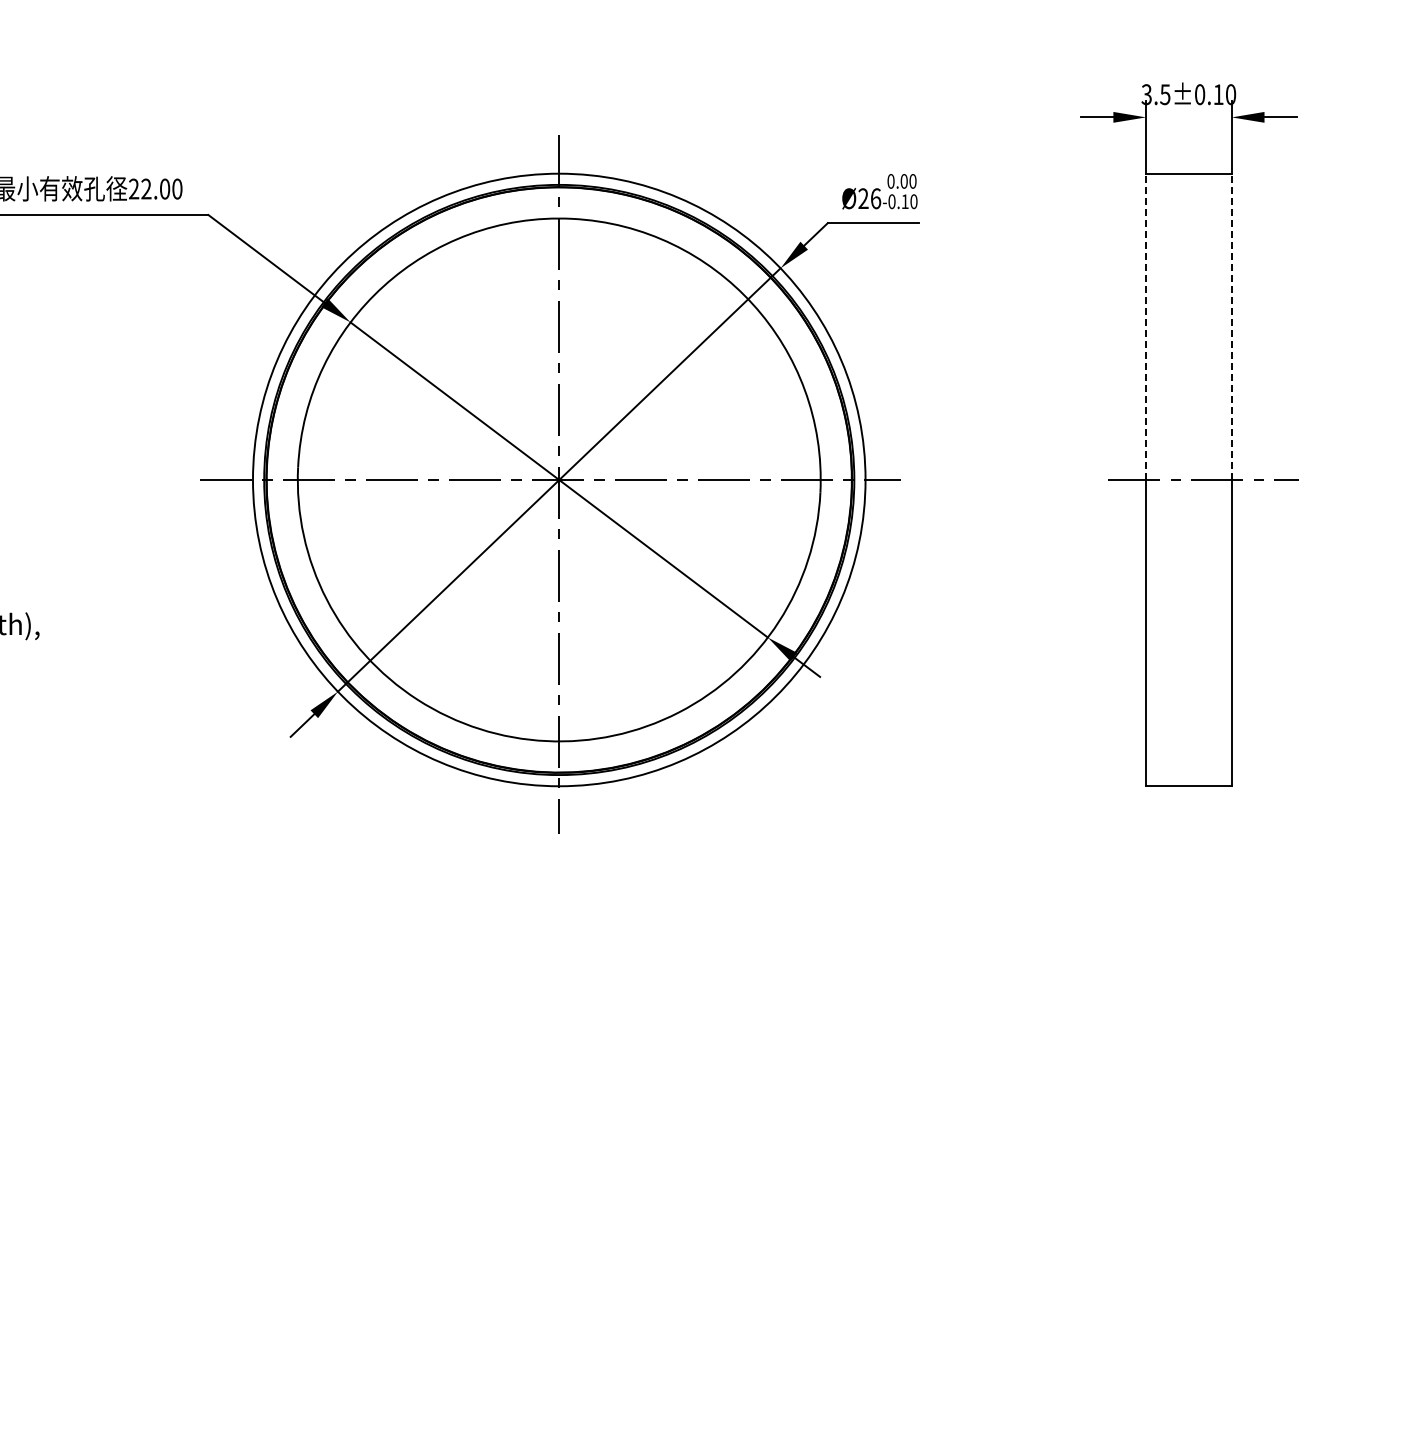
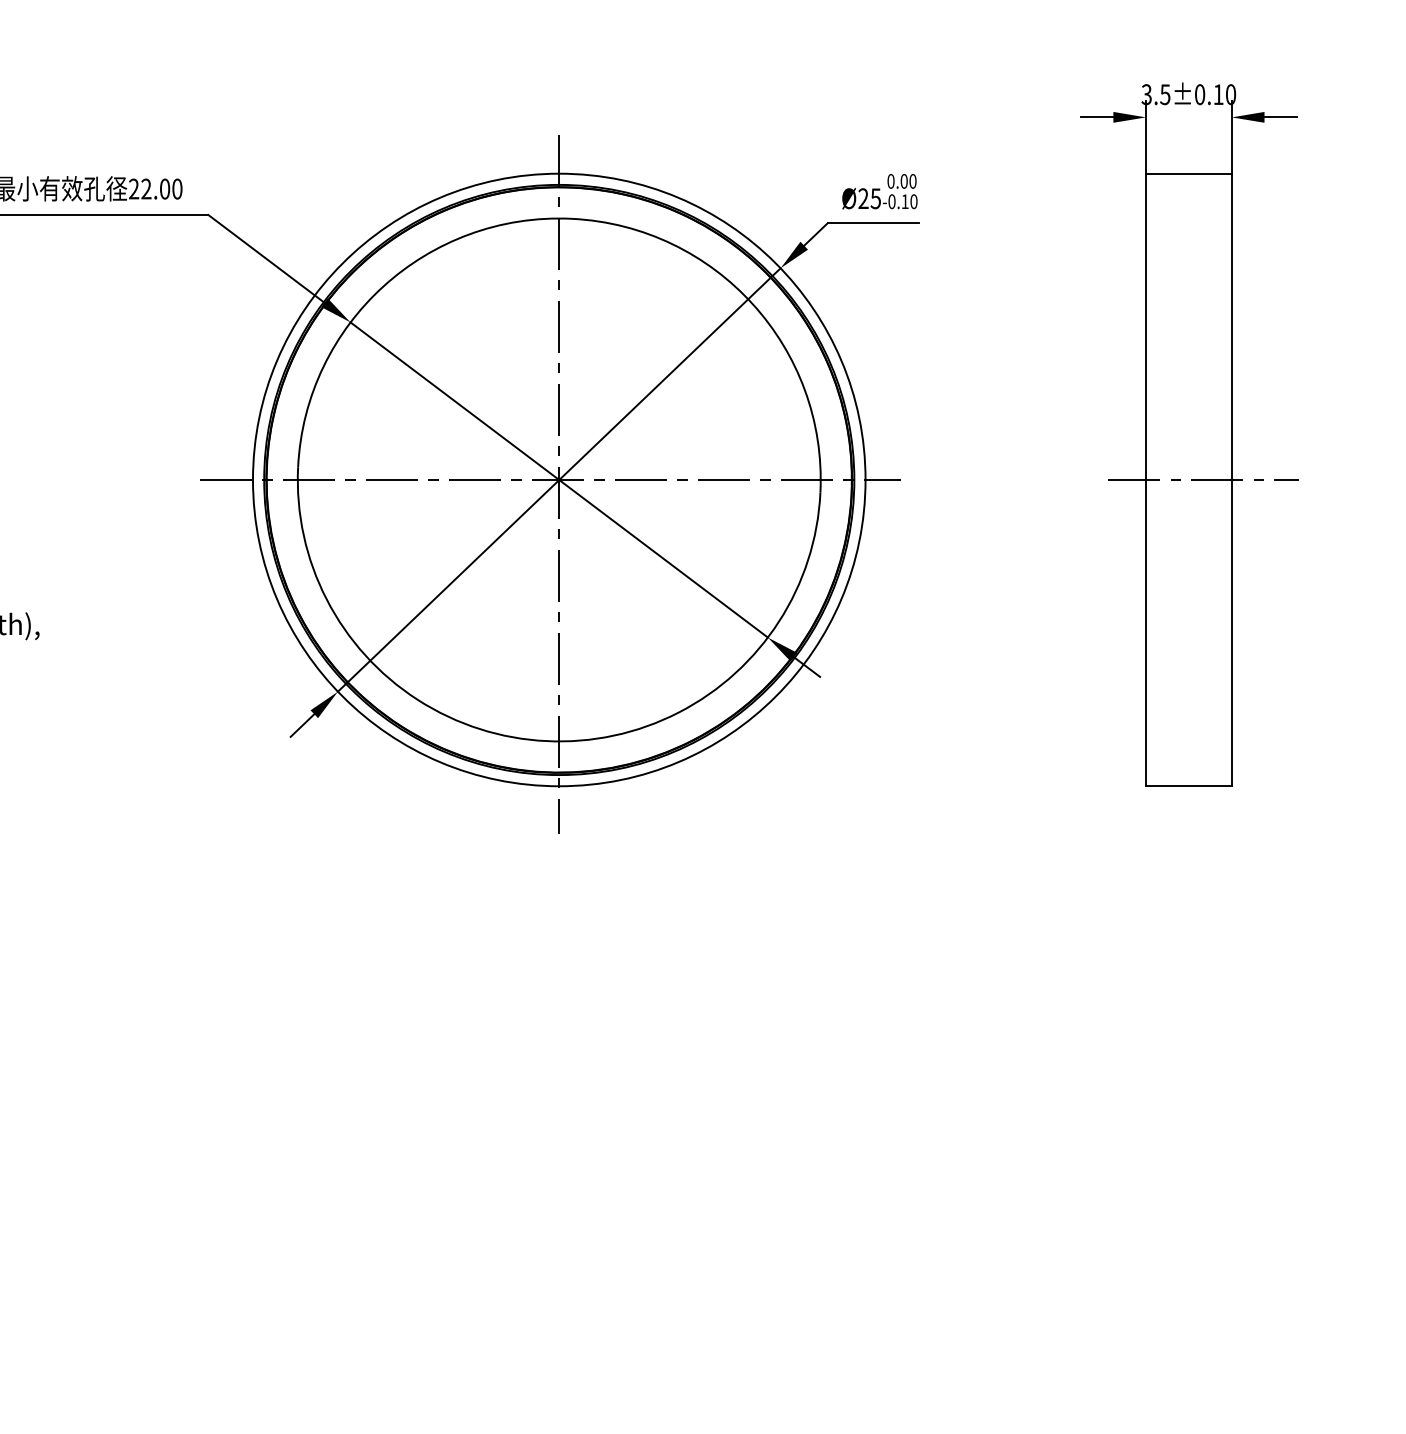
text: Ø26 -> Ø25 (875, 198)
line: dashed -> solid (1146, 326)
line: dashed -> solid (1231, 326)
